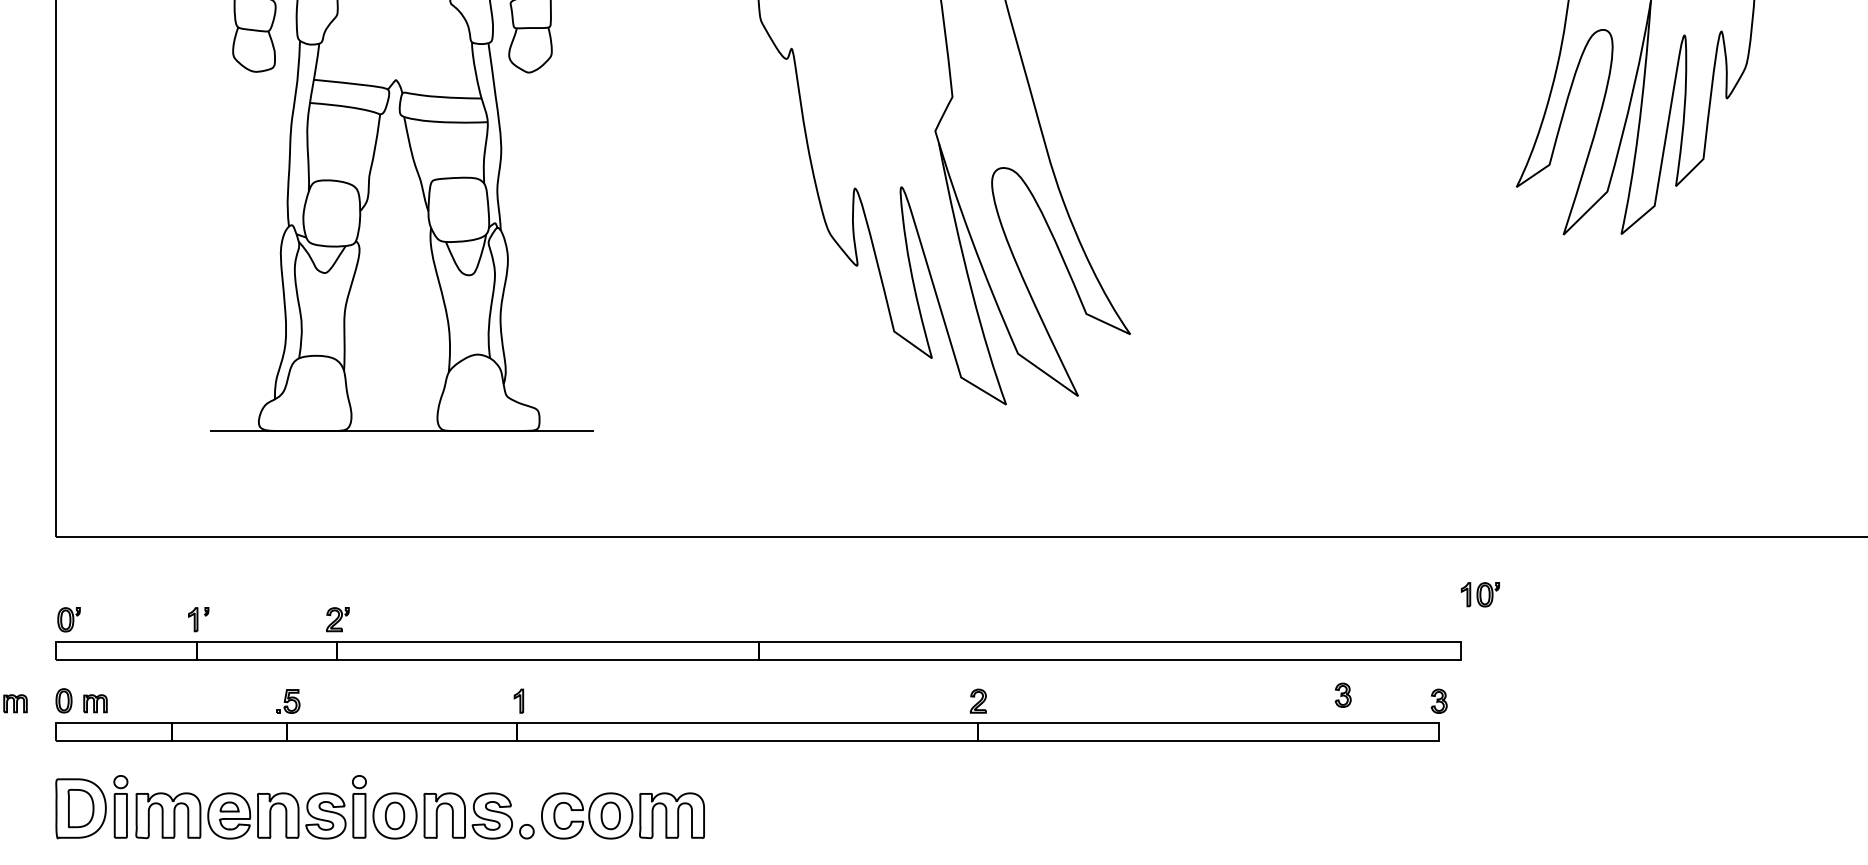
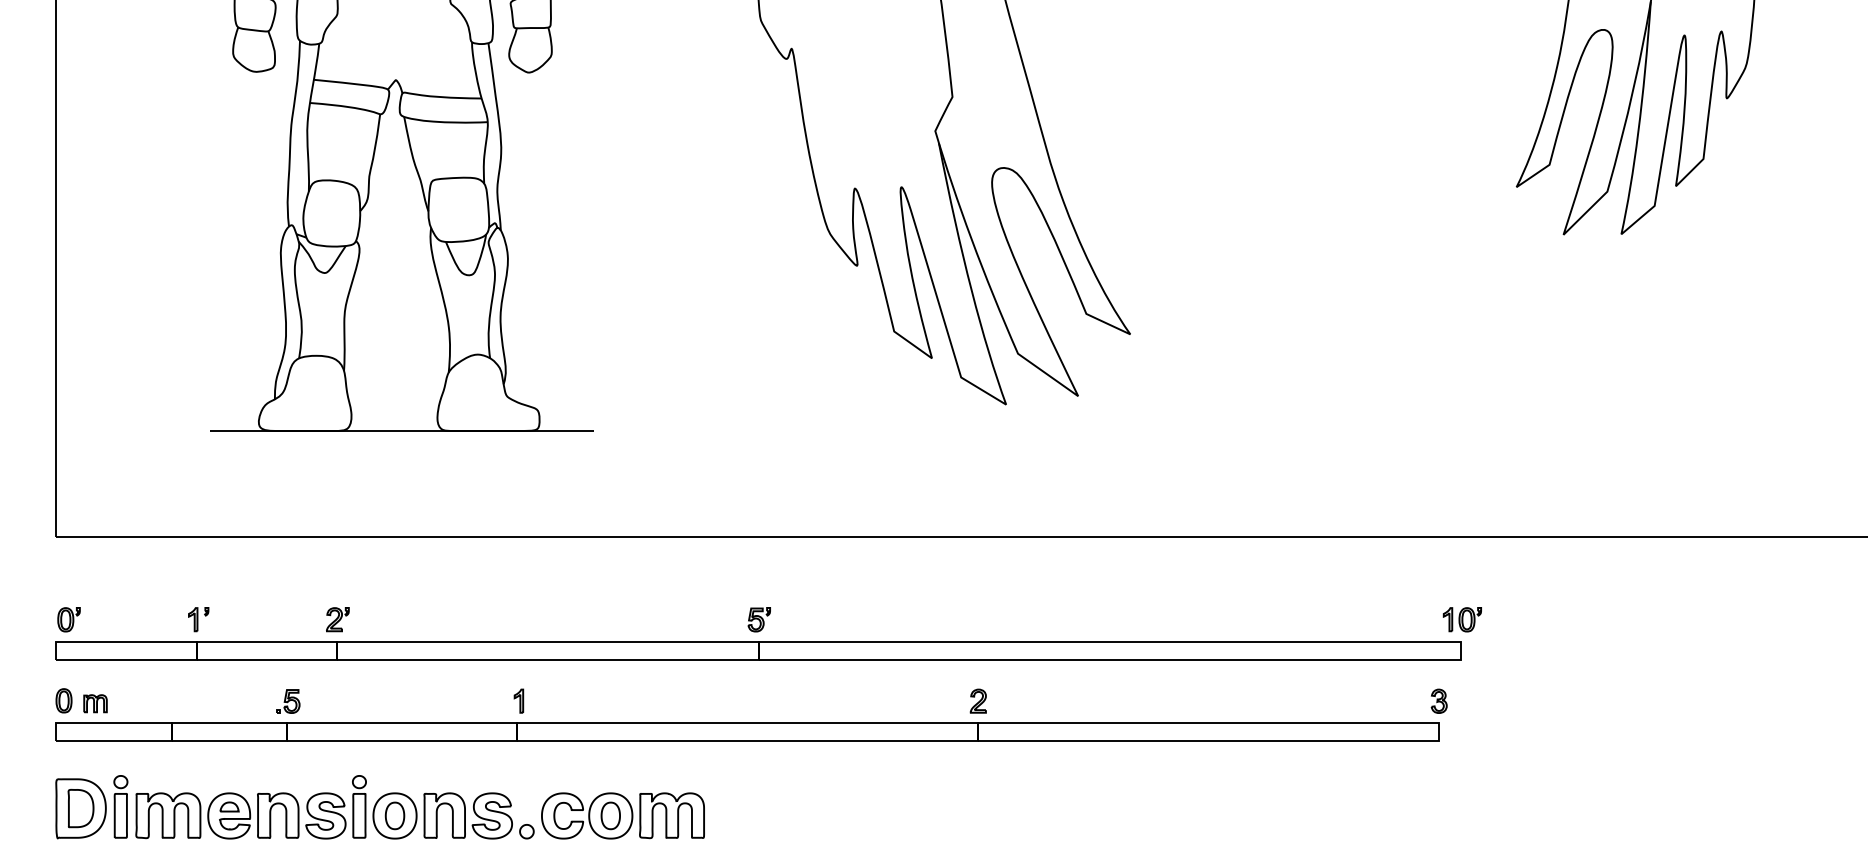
part position: (1479, 594) -> (1461, 619) (1461, 619)
part: none -> present (758, 619)
part: present -> none (1342, 694)
part: present -> none (15, 703)
